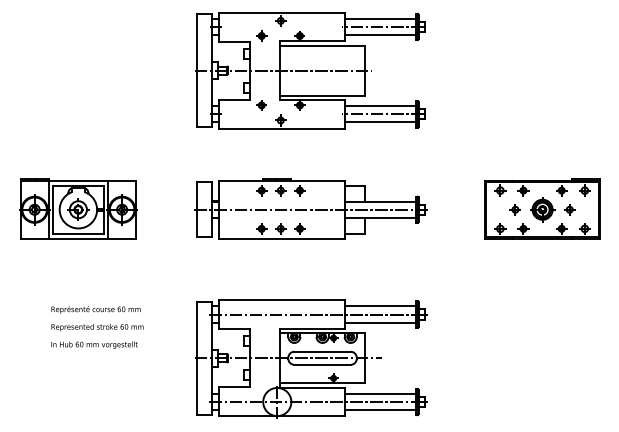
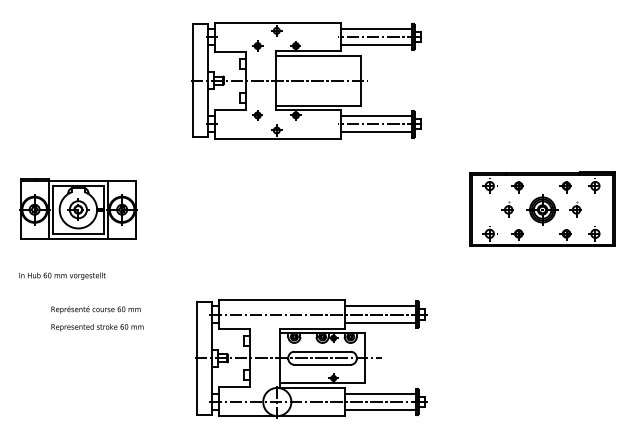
part position: (310, 70) -> (306, 80) (306, 80)
part: present -> none (310, 208)
part size: 117x62 px -> 147x76 px (542, 208)
text position: (94, 344) -> (62, 275) (62, 275)
